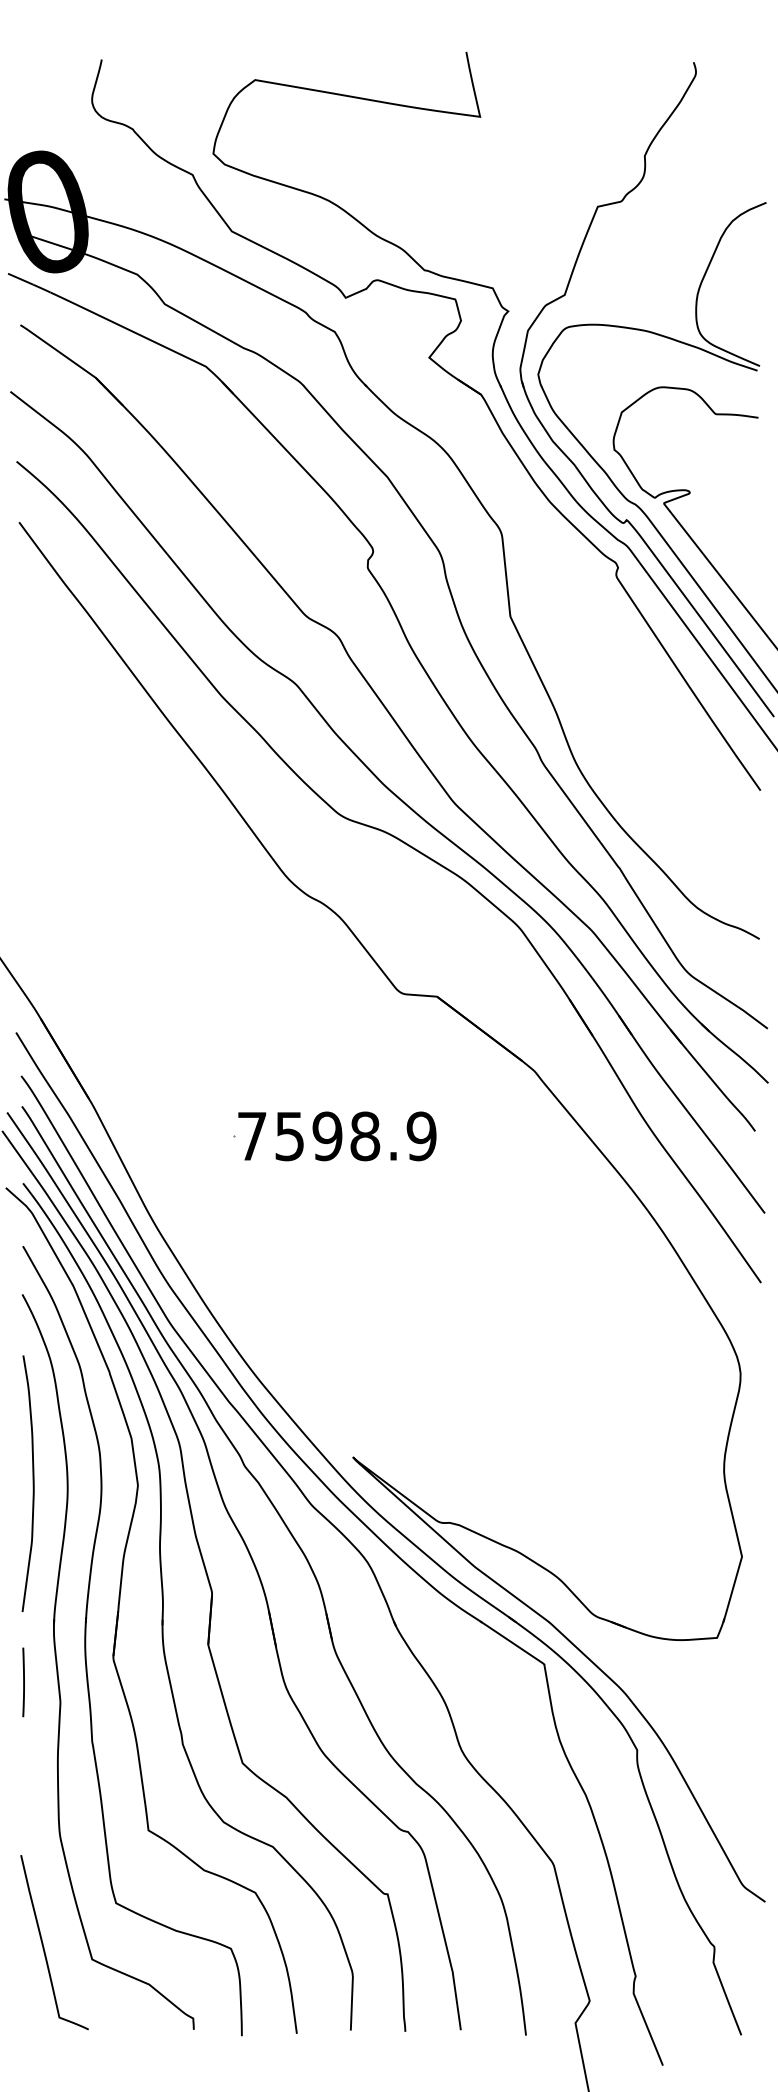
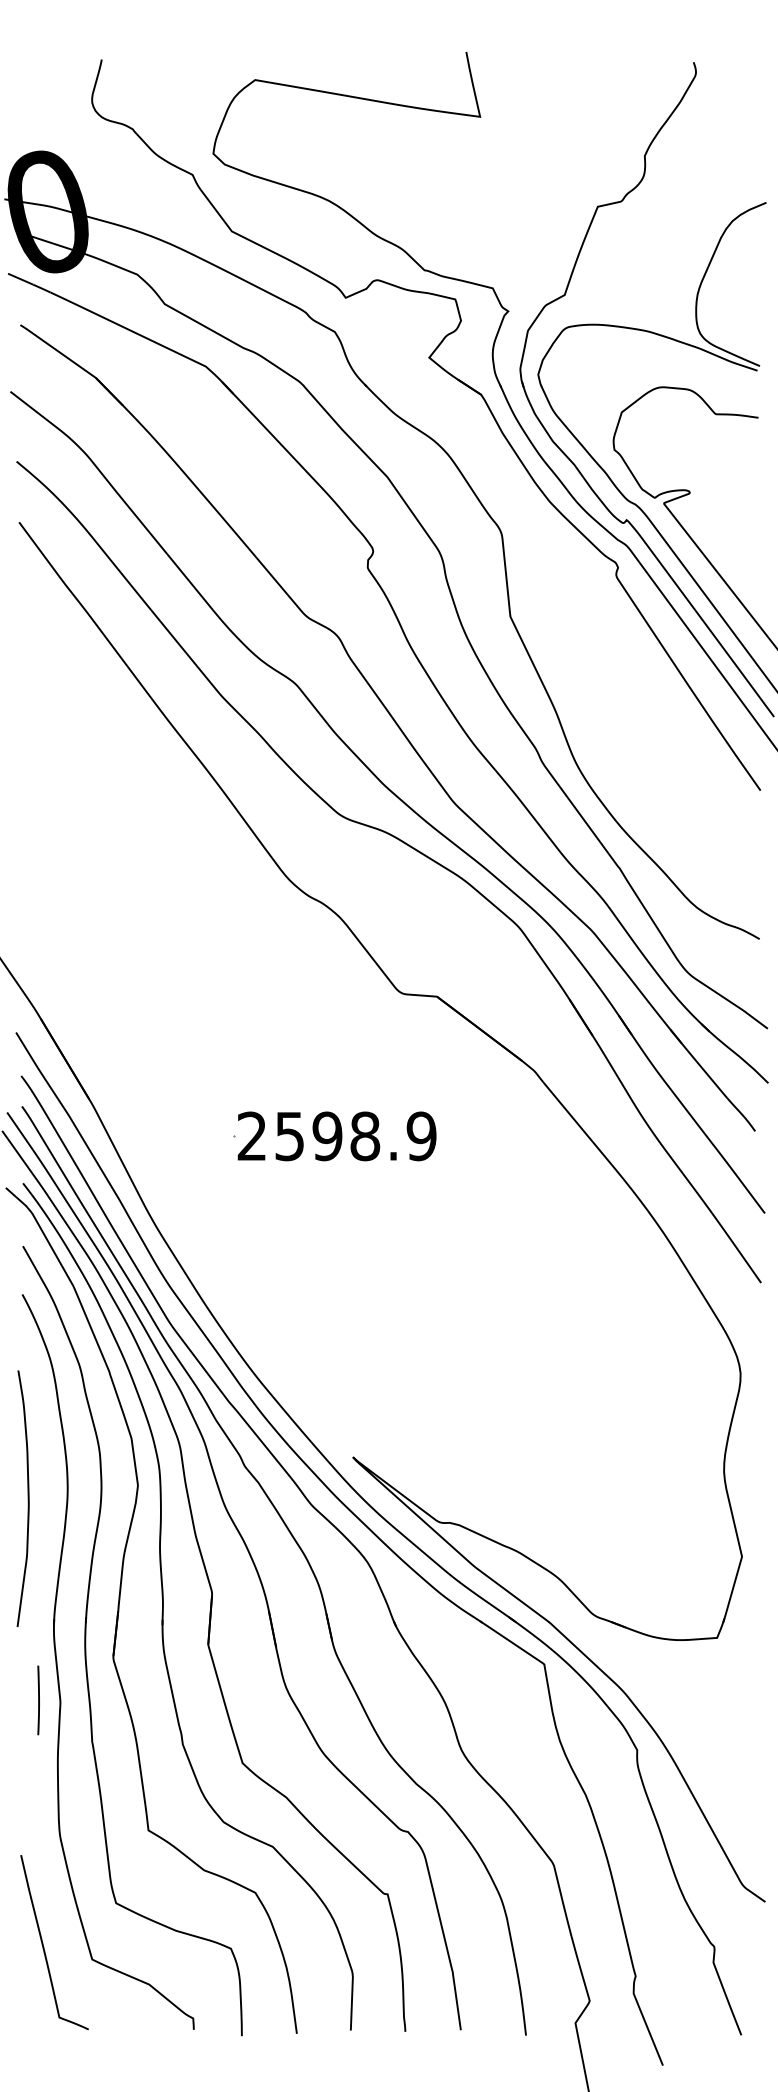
text: 7598.9 -> 2598.9 (251, 1135)
curve position: (32, 1483) -> (27, 1498) (27, 1498)
line position: (23, 1682) -> (38, 1700) (38, 1700)
